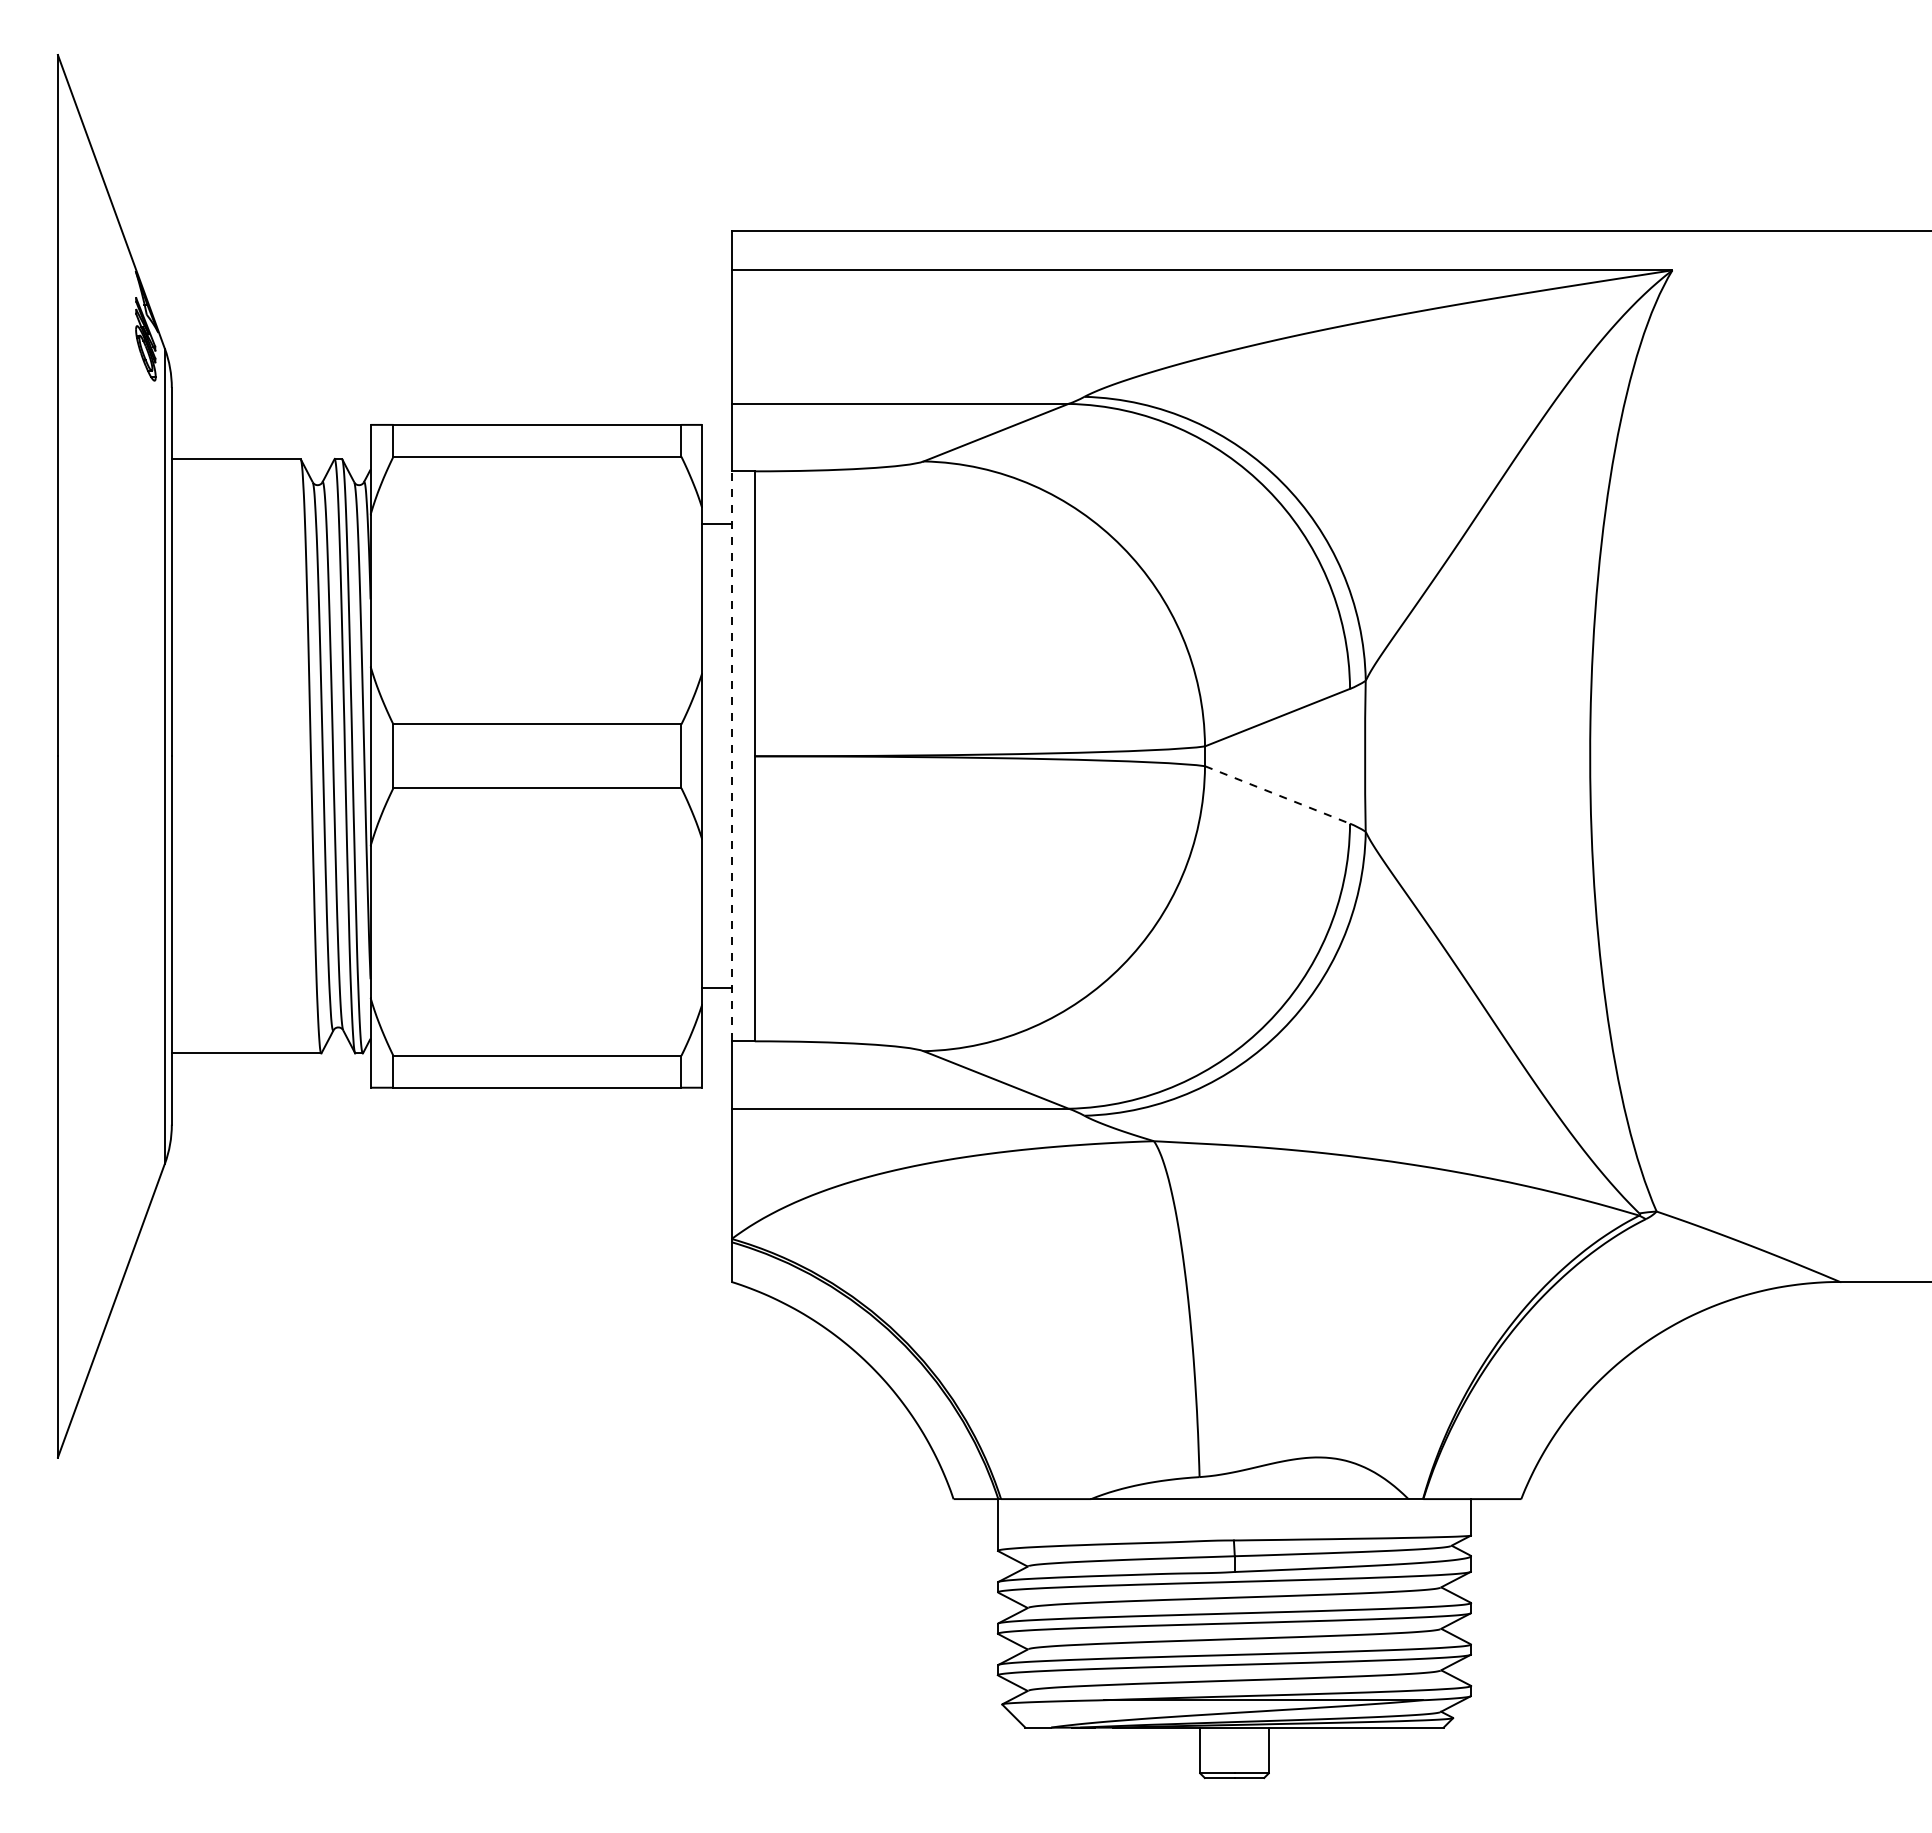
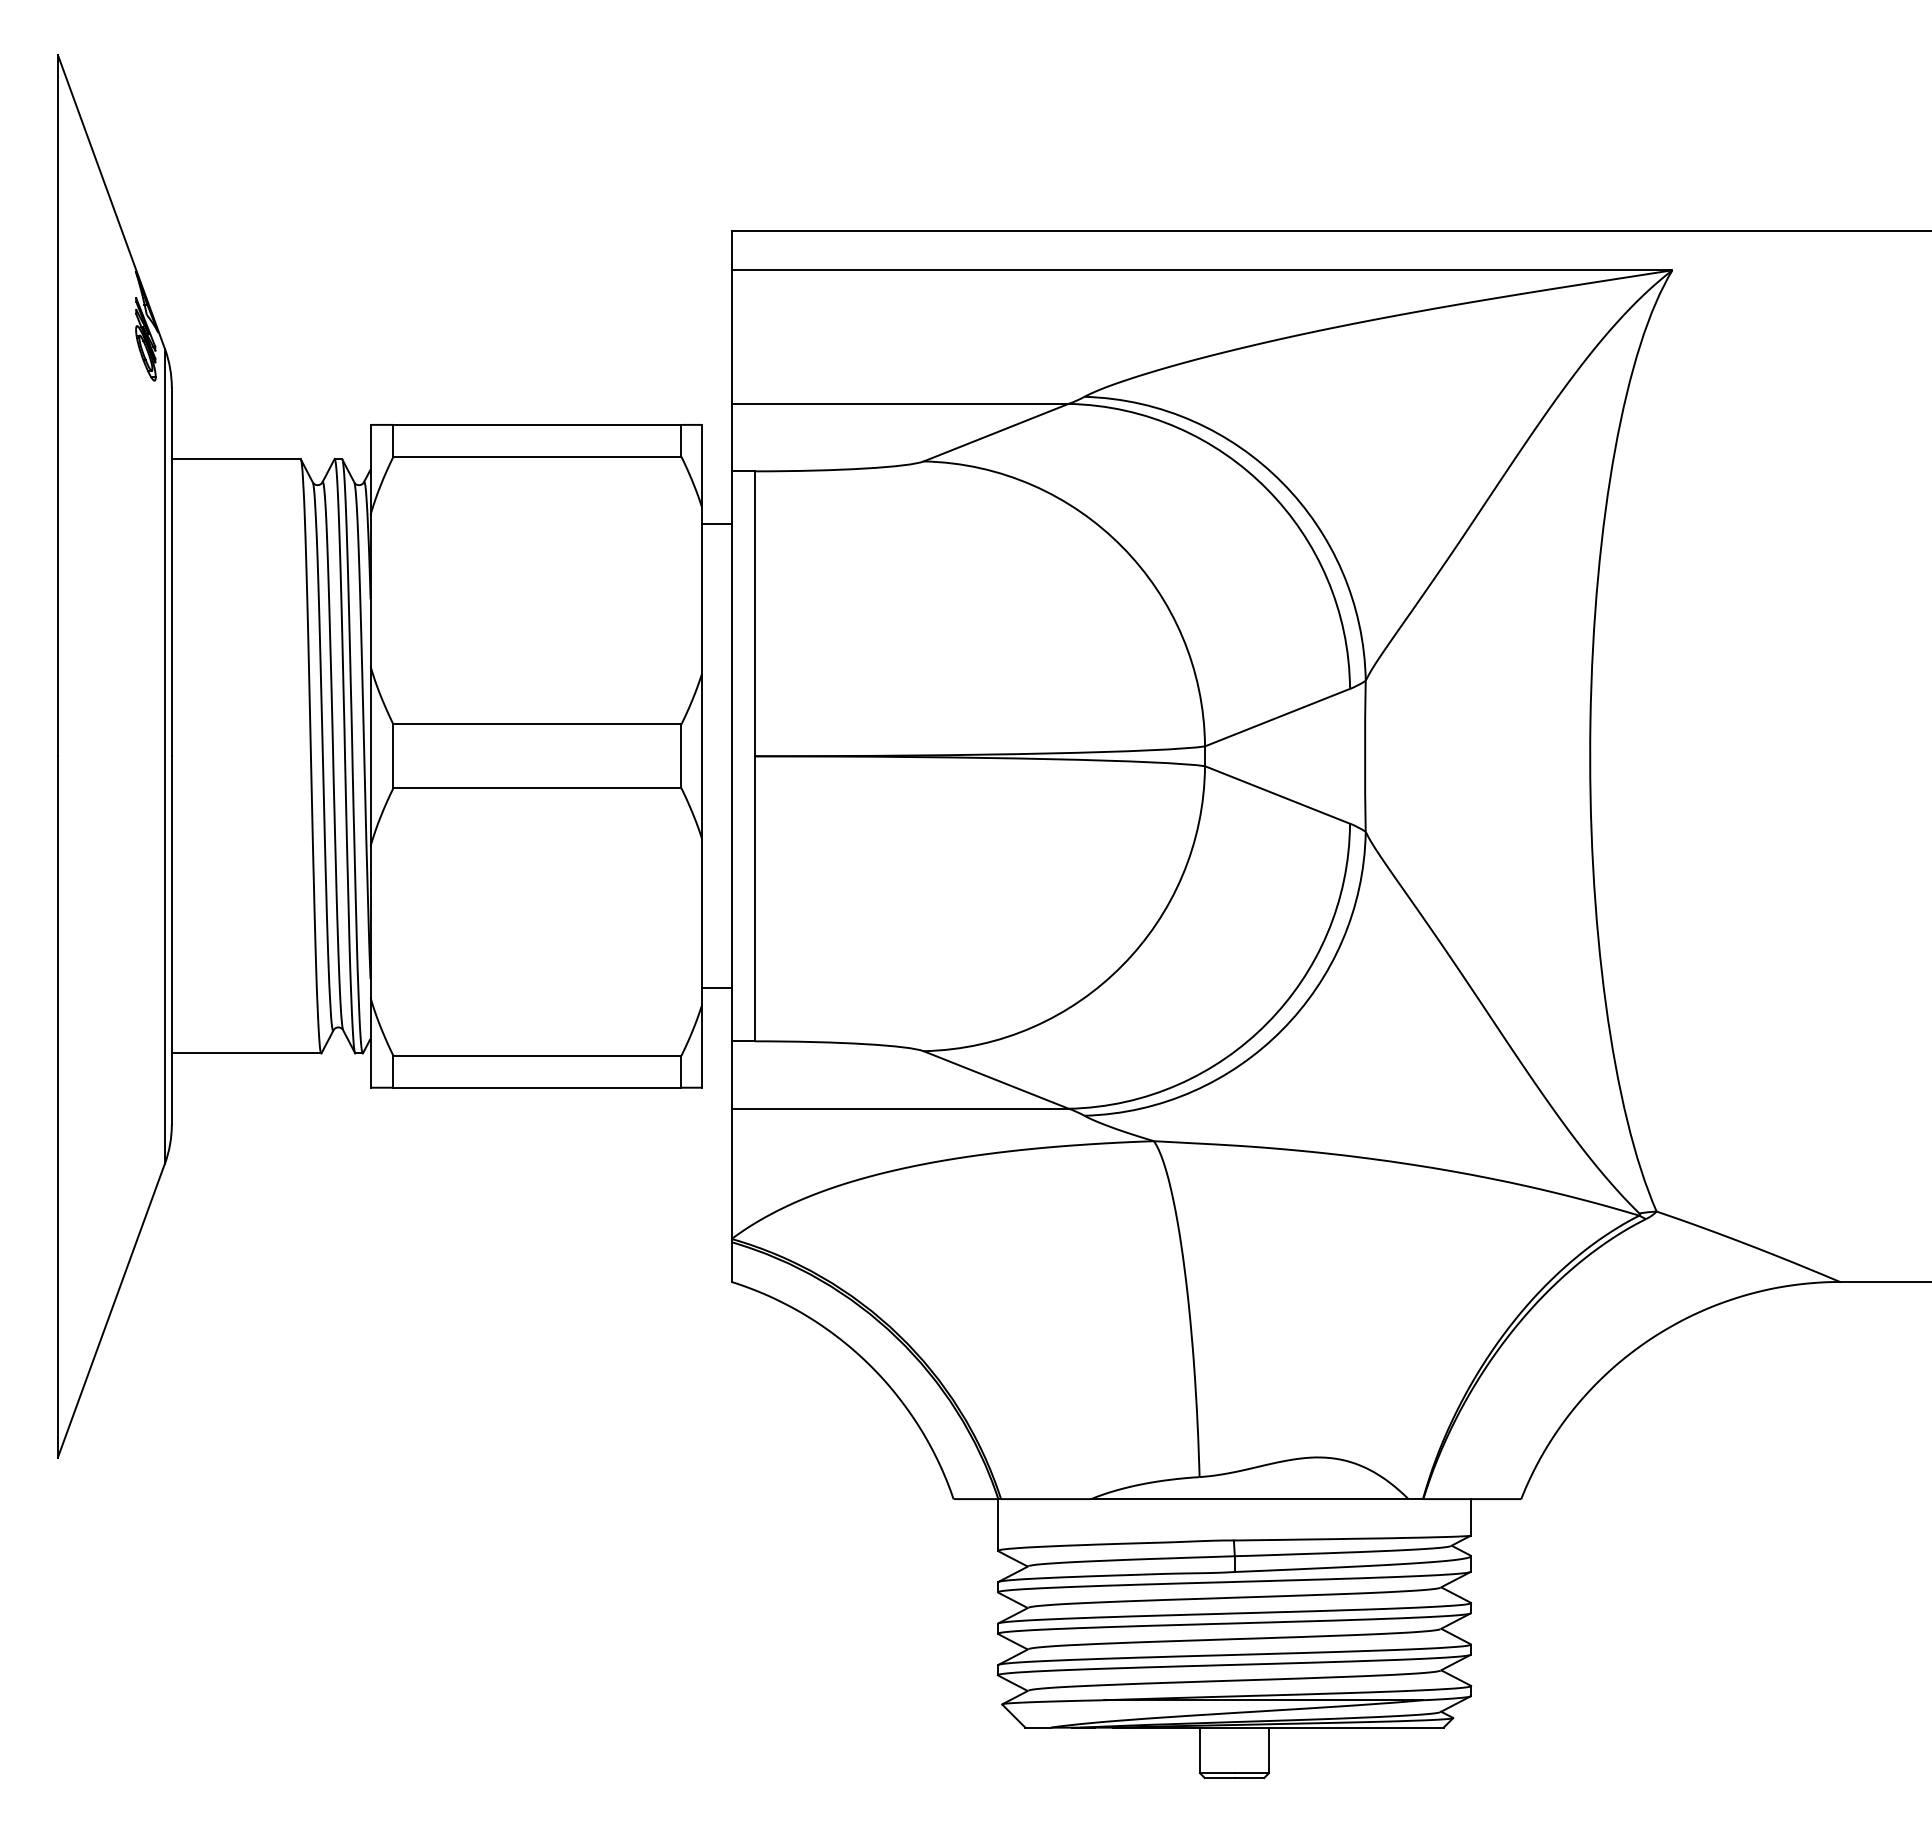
line: dashed -> solid (731, 756)
line: dashed -> solid (1278, 795)
